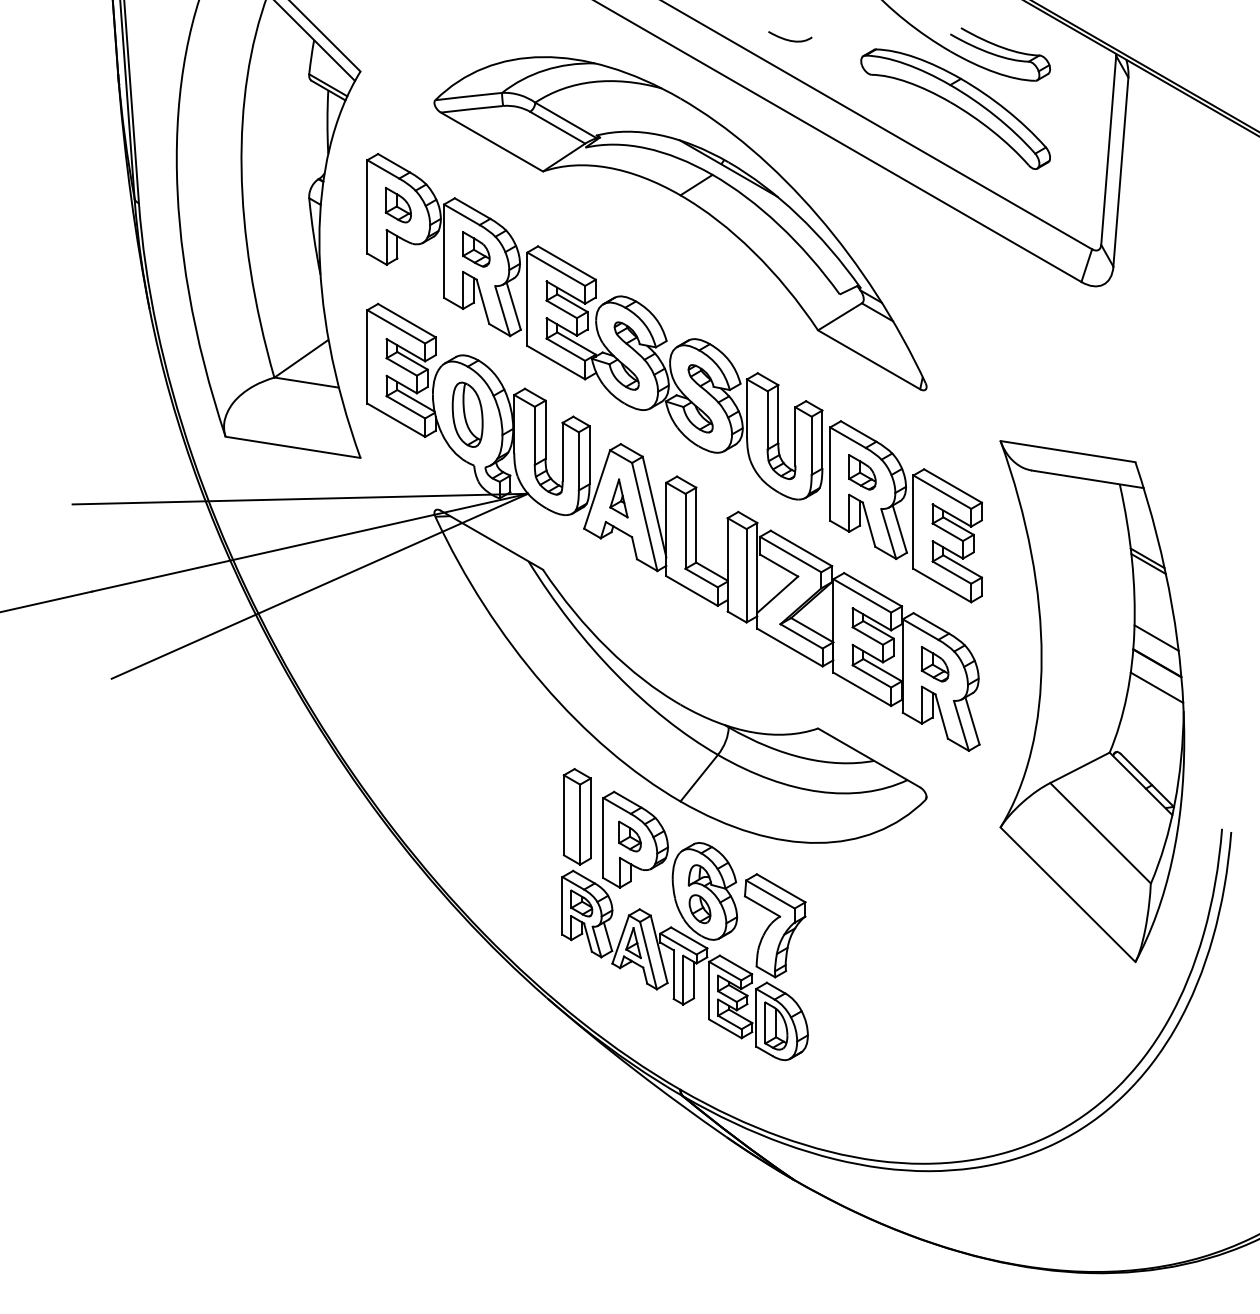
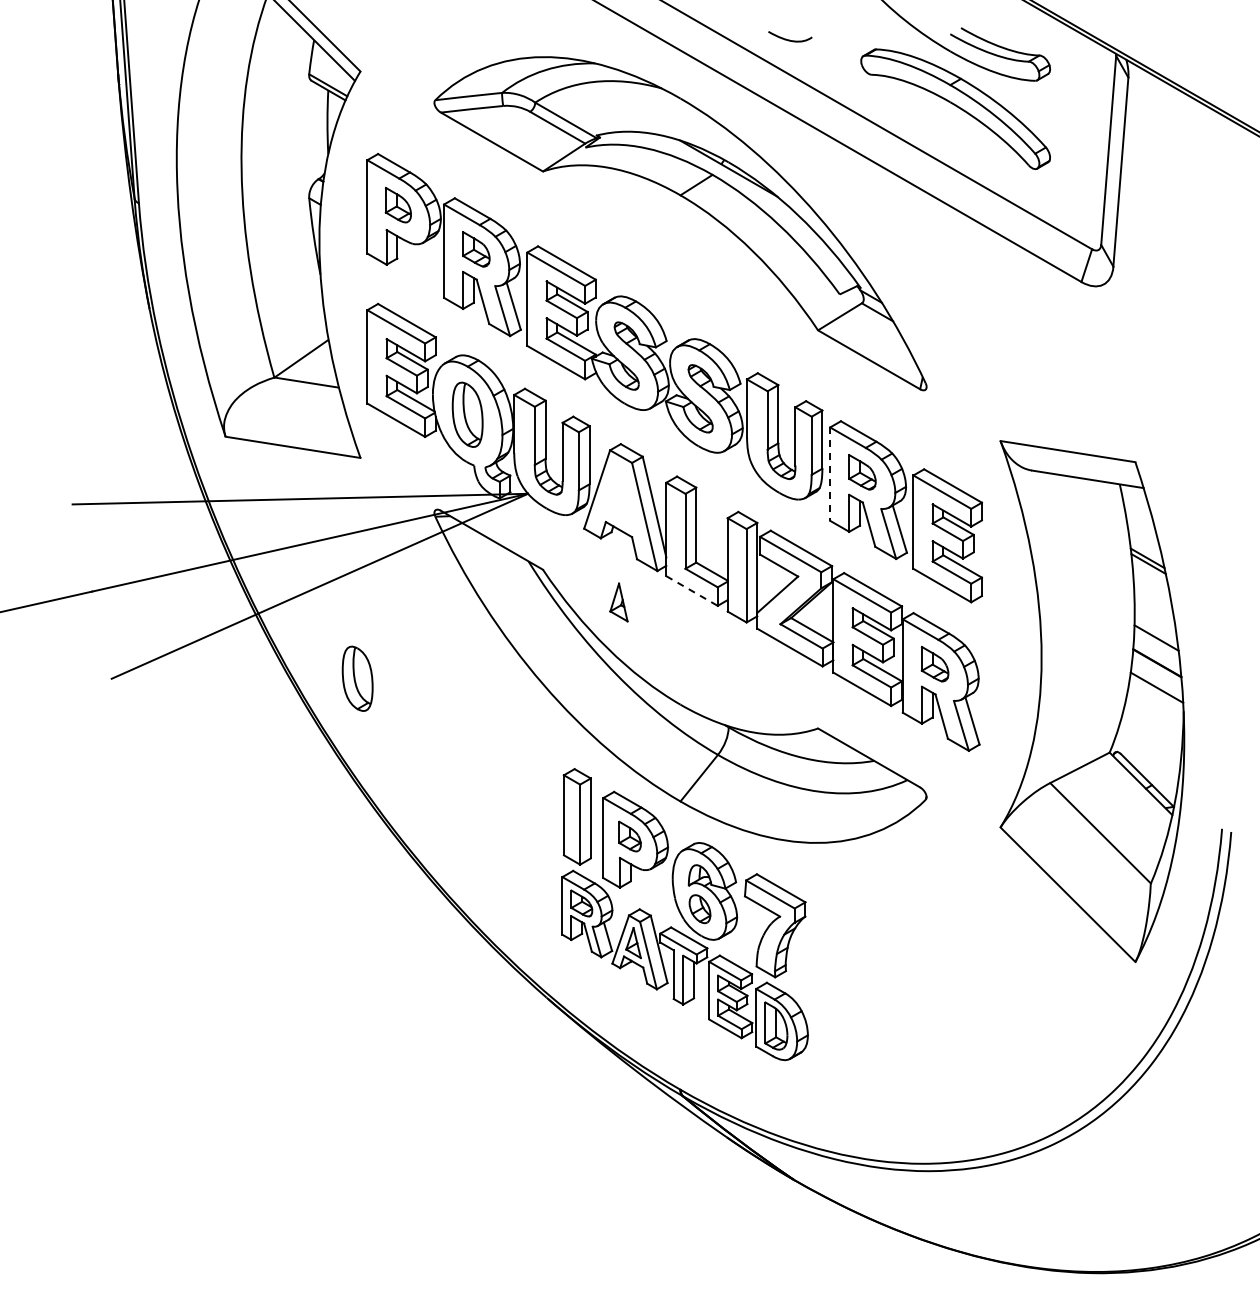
line: solid -> dashed (830, 474)
part position: (618, 498) -> (618, 602) (618, 602)
line: solid -> dashed (692, 591)
part: none -> present (357, 678)
